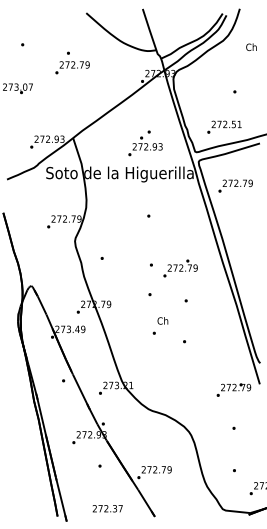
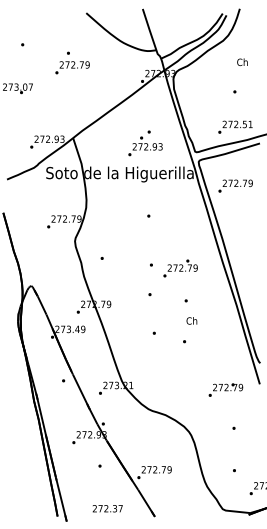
text position: (251, 46) -> (242, 61) (242, 61)
text position: (224, 126) -> (235, 126) (235, 126)
text position: (162, 320) -> (191, 320) (191, 320)
text position: (233, 389) -> (225, 389) (225, 389)
